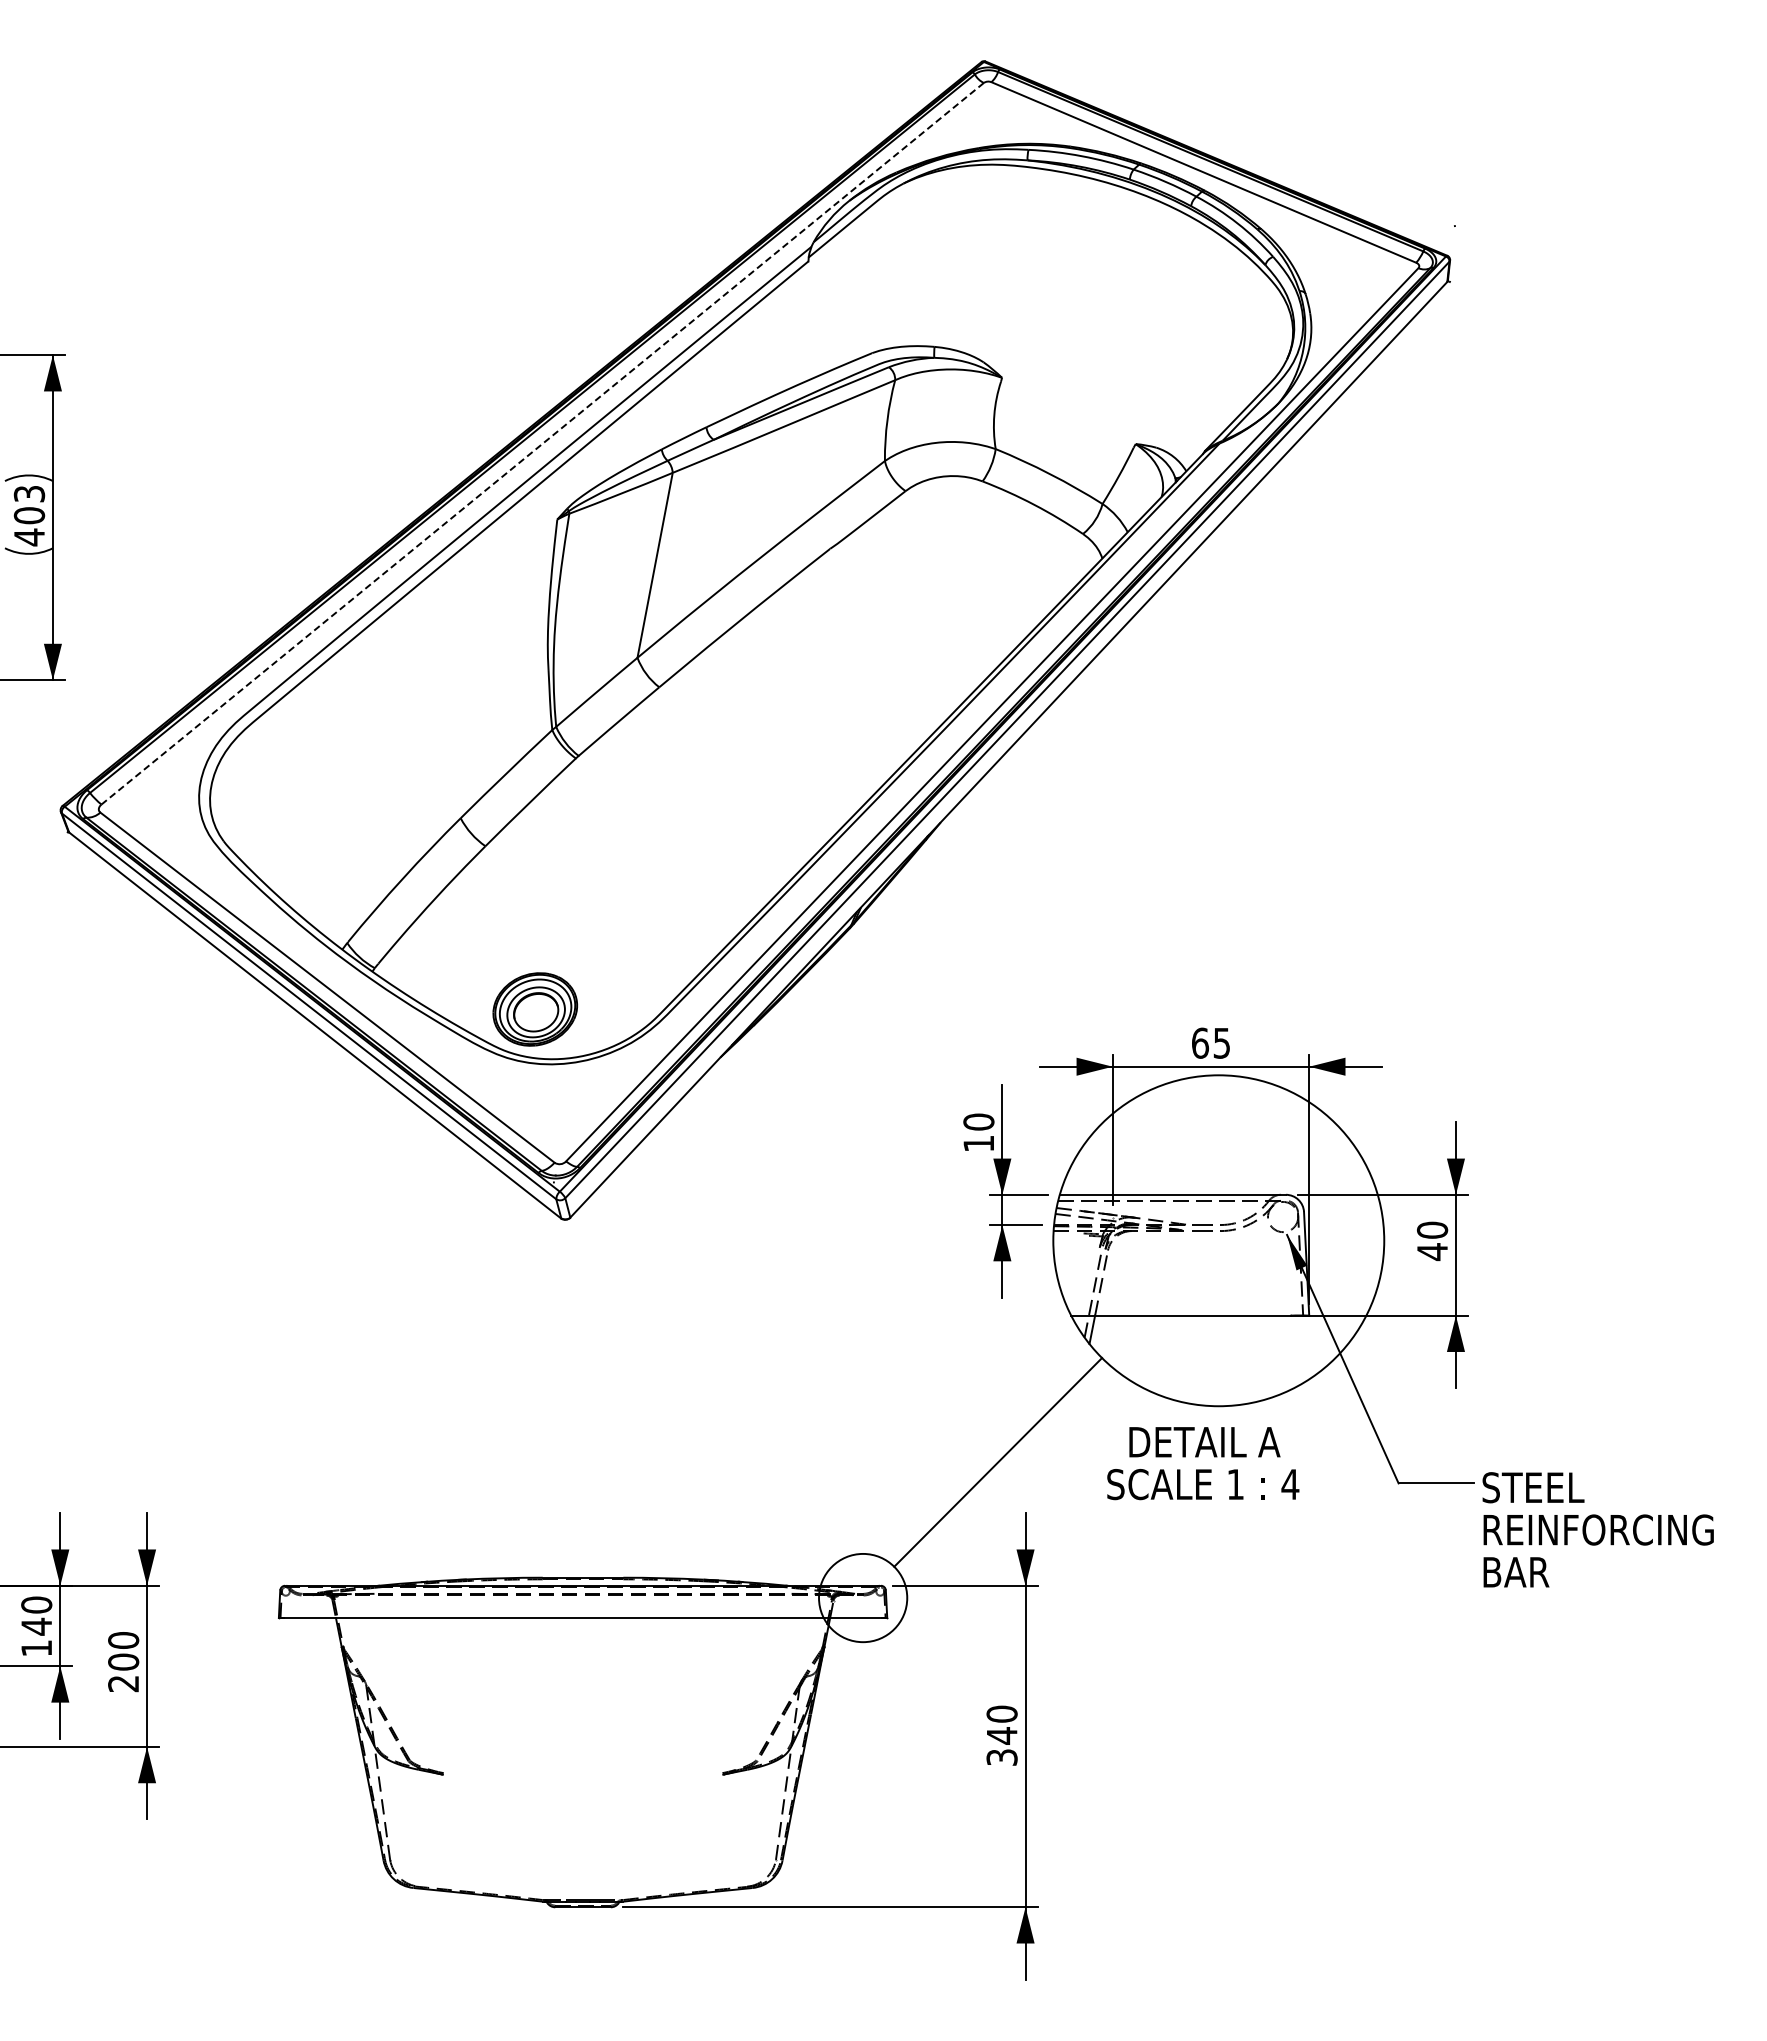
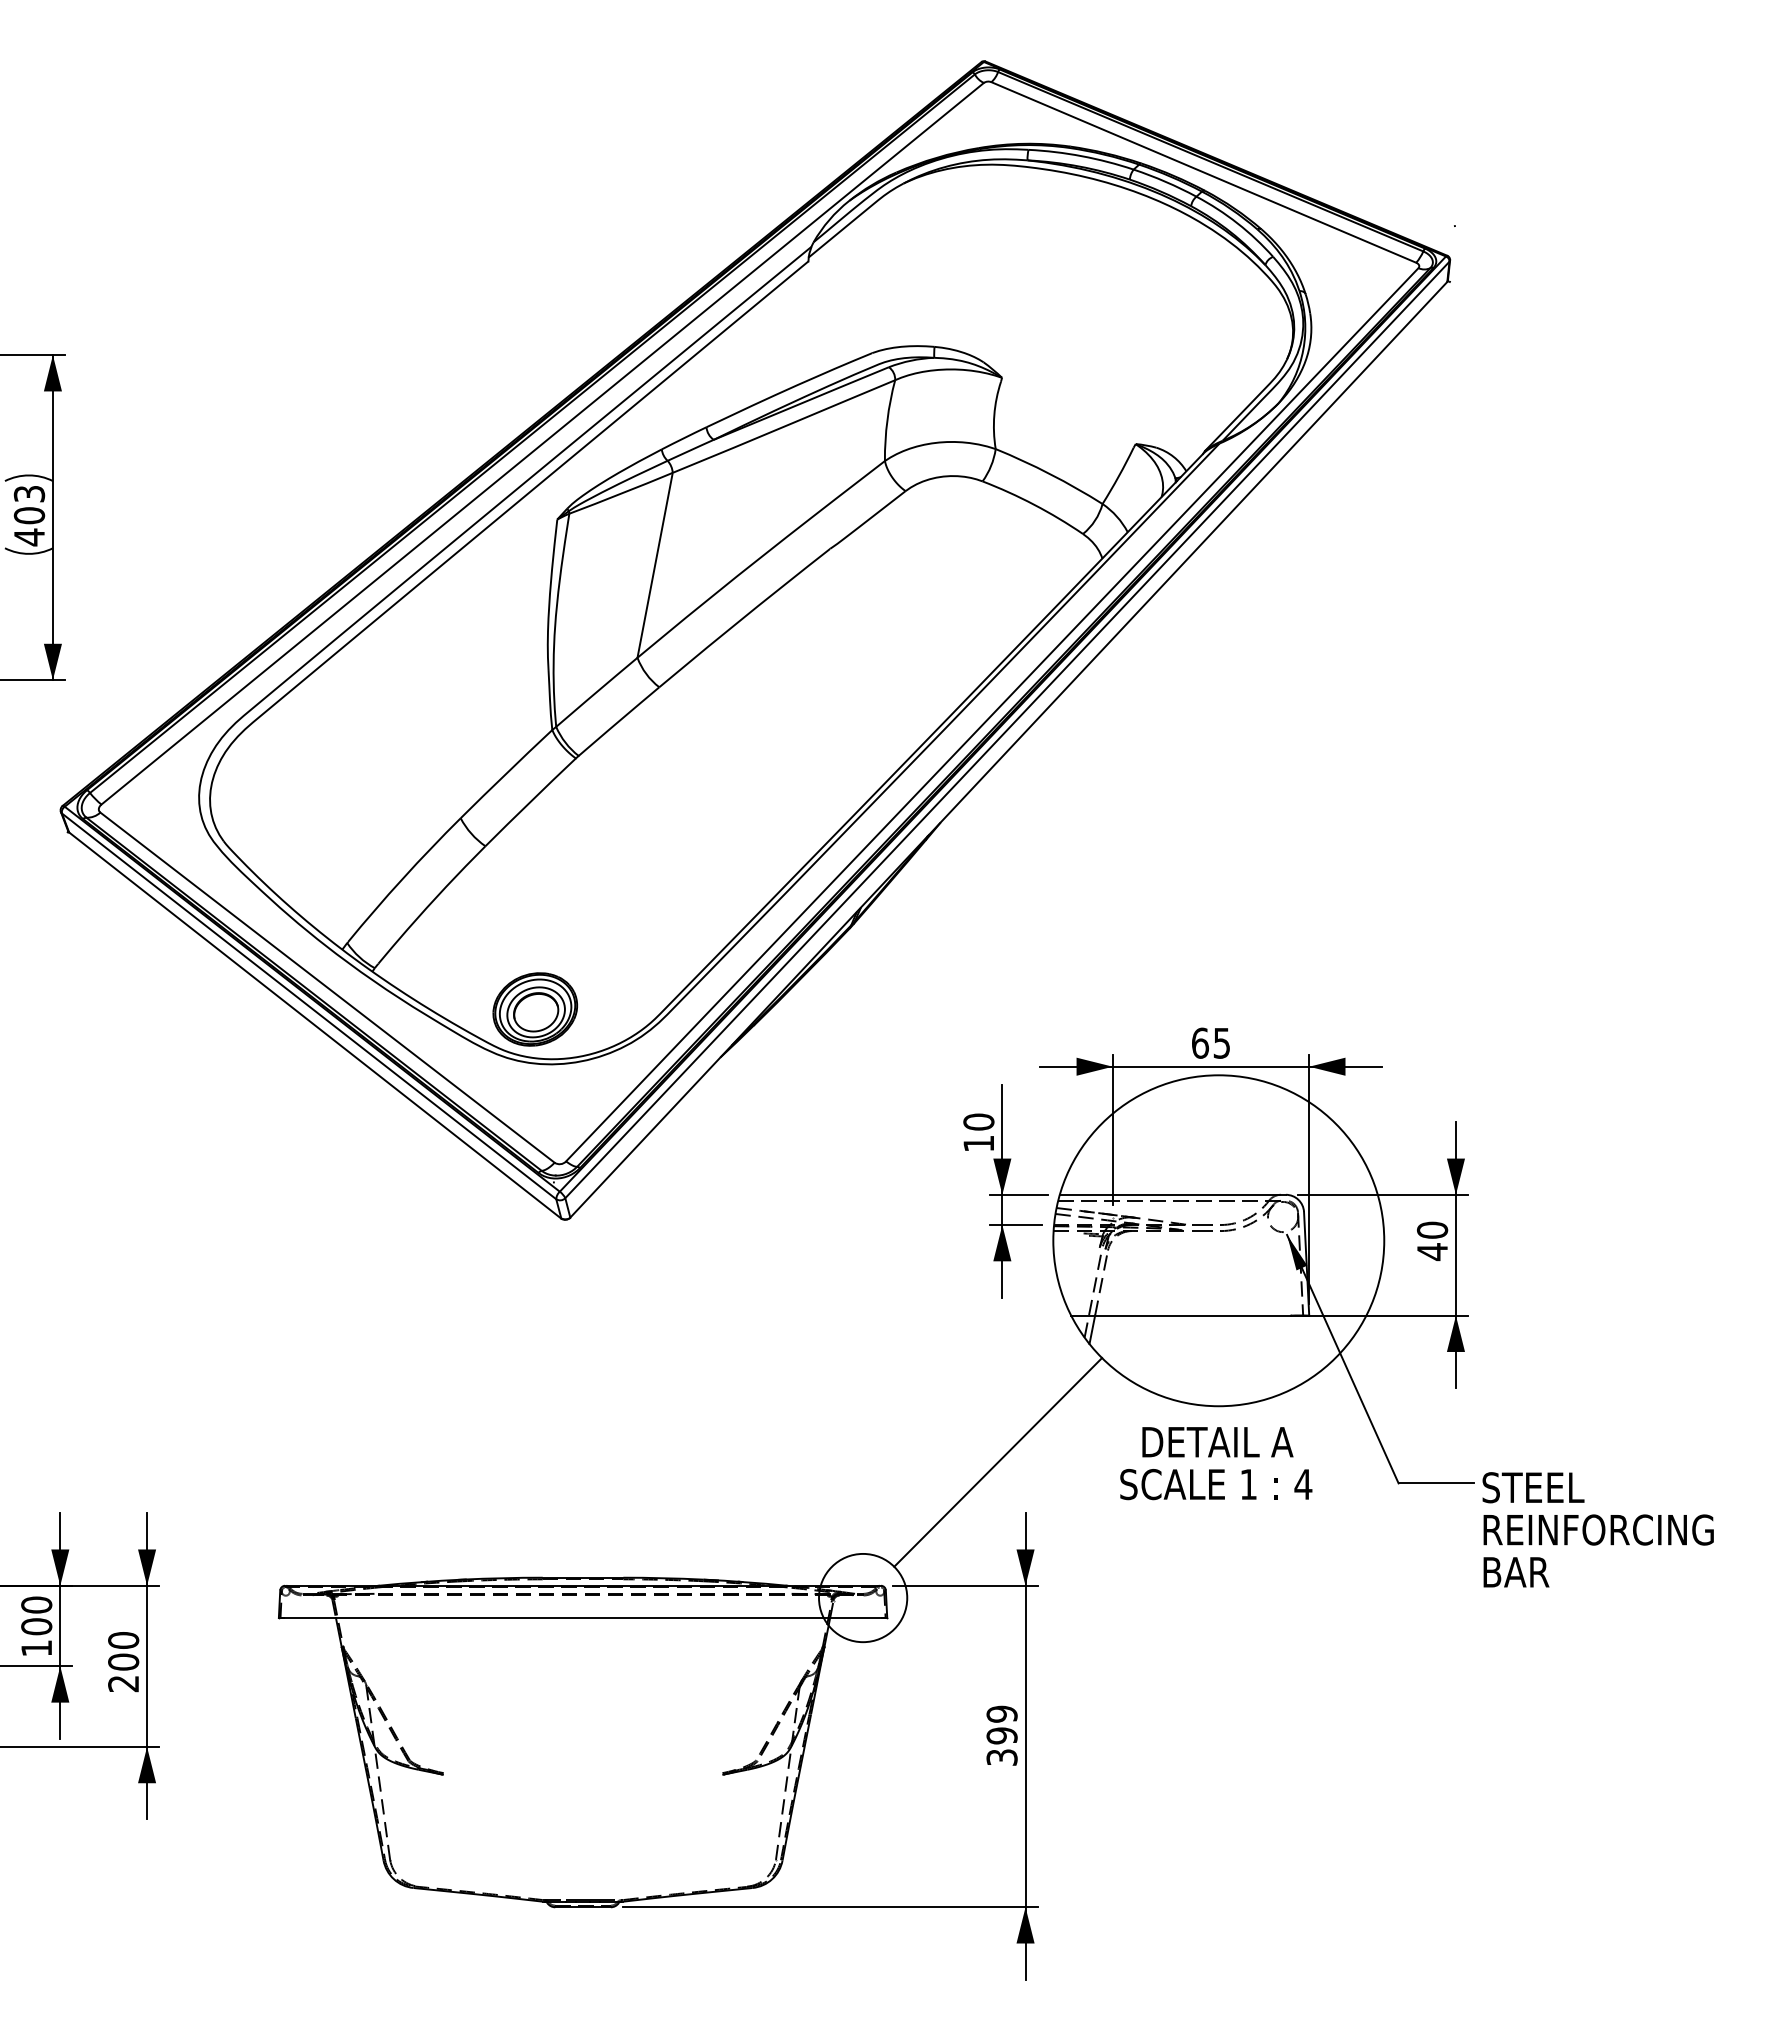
line: dashed -> solid (542, 443)
text position: (1203, 1463) -> (1216, 1463) (1216, 1463)
text: 140 -> 100 (36, 1626)
text: 340 -> 399 (1001, 1724)
